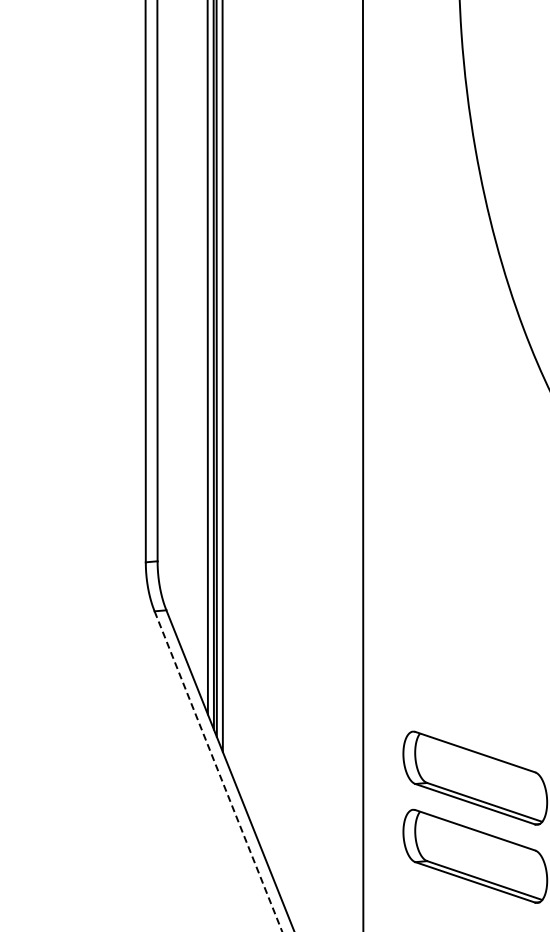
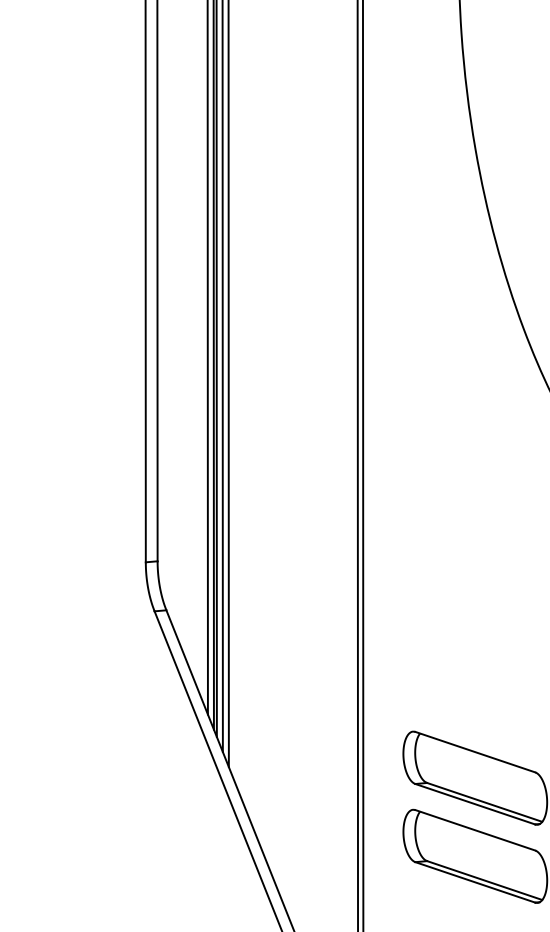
line: none -> present (228, 384)
line: none -> present (357, 465)
line: dashed -> solid (218, 771)
